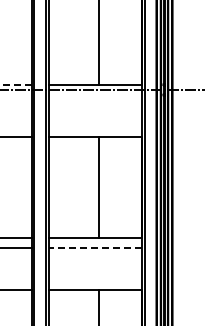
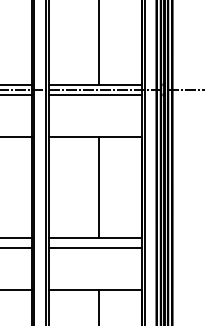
line: dashed -> solid (16, 85)
line: none -> present (16, 95)
line: none -> present (95, 95)
line: dashed -> solid (95, 248)
